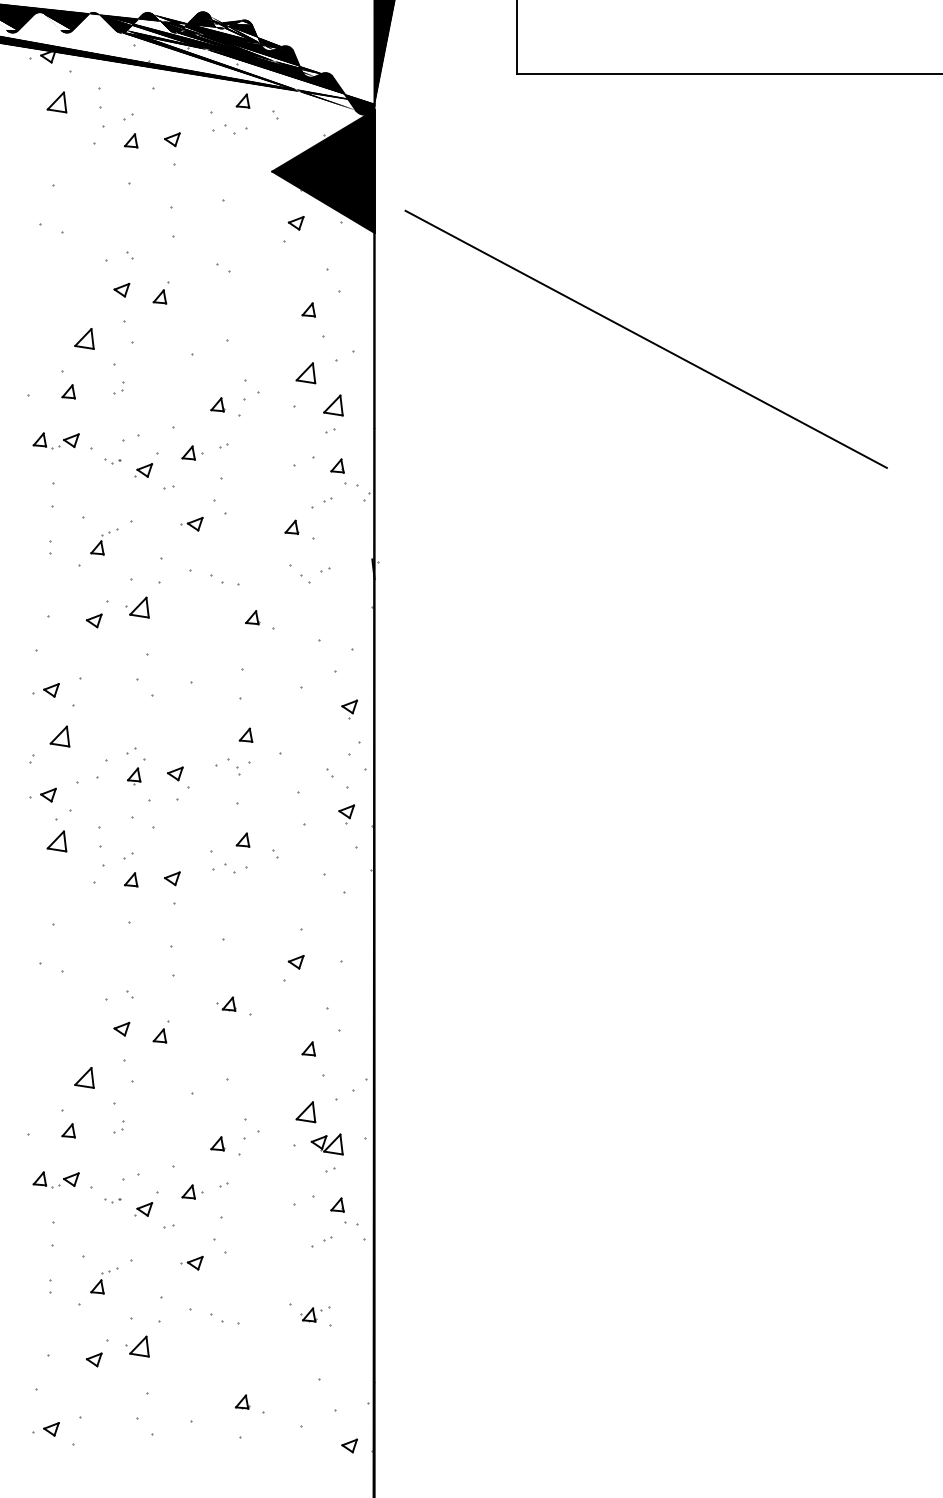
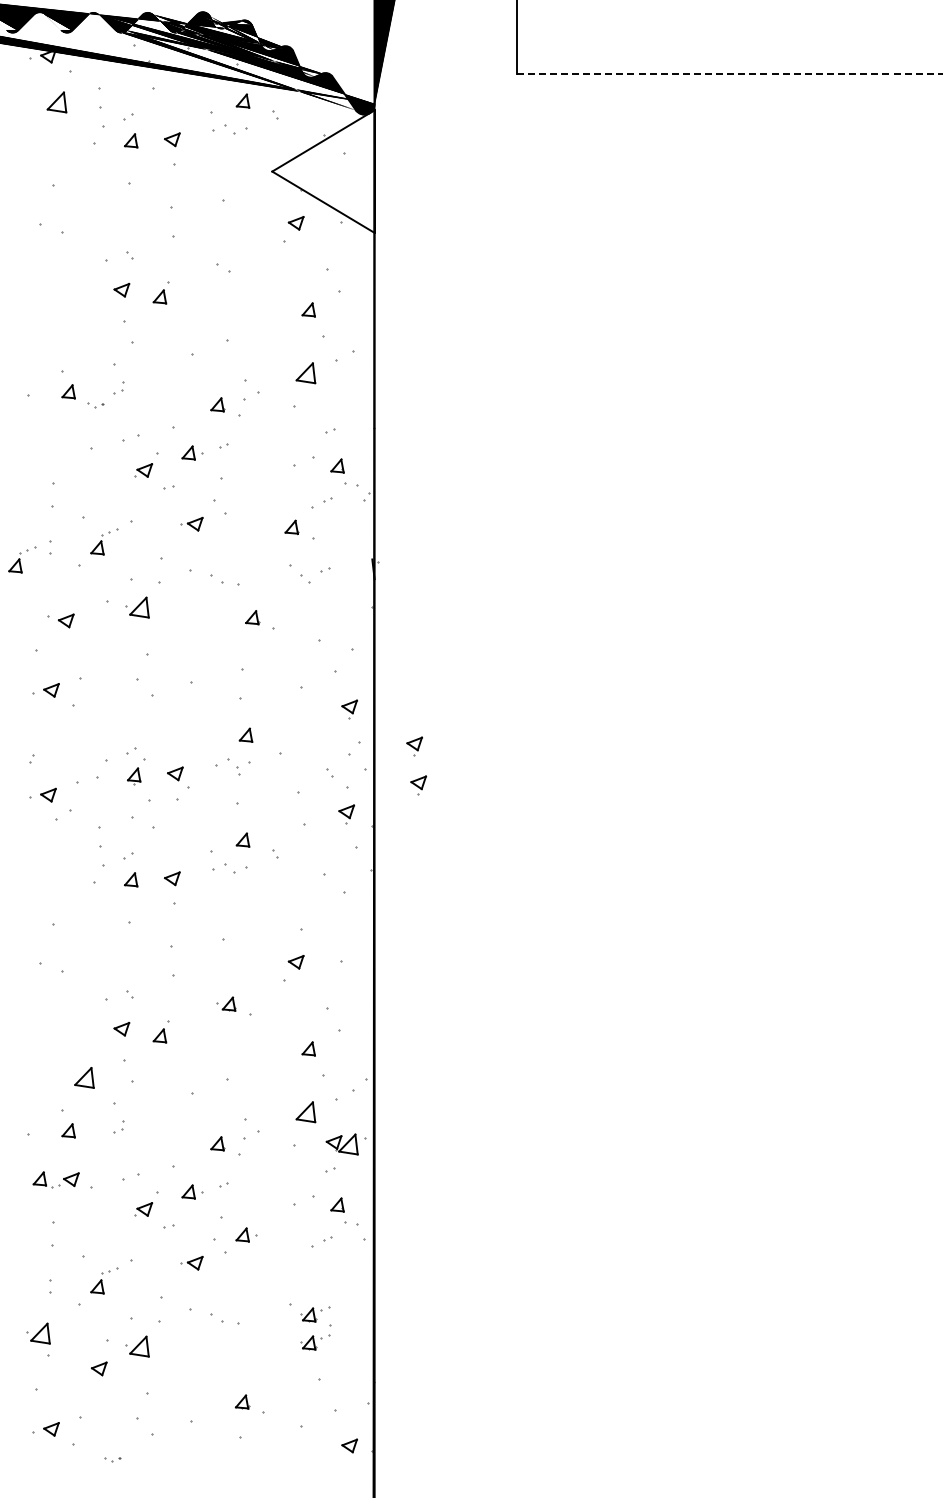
line: solid -> dashed (729, 73)
fill: present -> none (323, 171)
part: present -> none (84, 338)
line: present -> none (645, 338)
part: present -> none (333, 405)
part: present -> none (59, 445)
part position: (112, 461) -> (95, 405) (95, 405)
part: none -> present (22, 559)
part position: (93, 620) -> (65, 620) (65, 620)
part: present -> none (59, 736)
part: none -> present (414, 746)
part: none -> present (418, 785)
part: present -> none (56, 841)
part position: (326, 1144) -> (341, 1144) (341, 1144)
part position: (112, 1200) -> (112, 1459) (112, 1459)
part: none -> present (246, 1234)
part: none -> present (38, 1333)
part: none -> present (315, 1342)
part position: (93, 1359) -> (98, 1368) (98, 1368)
